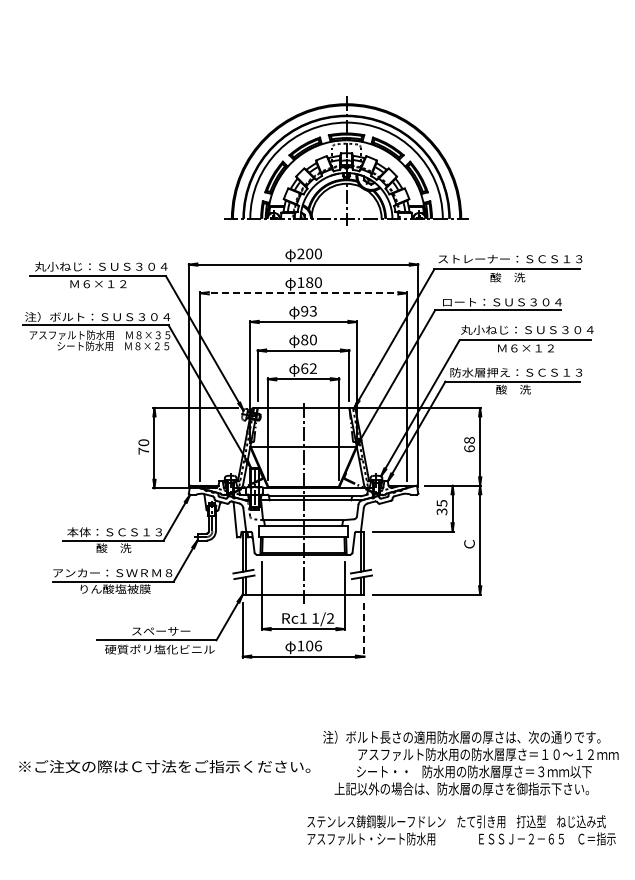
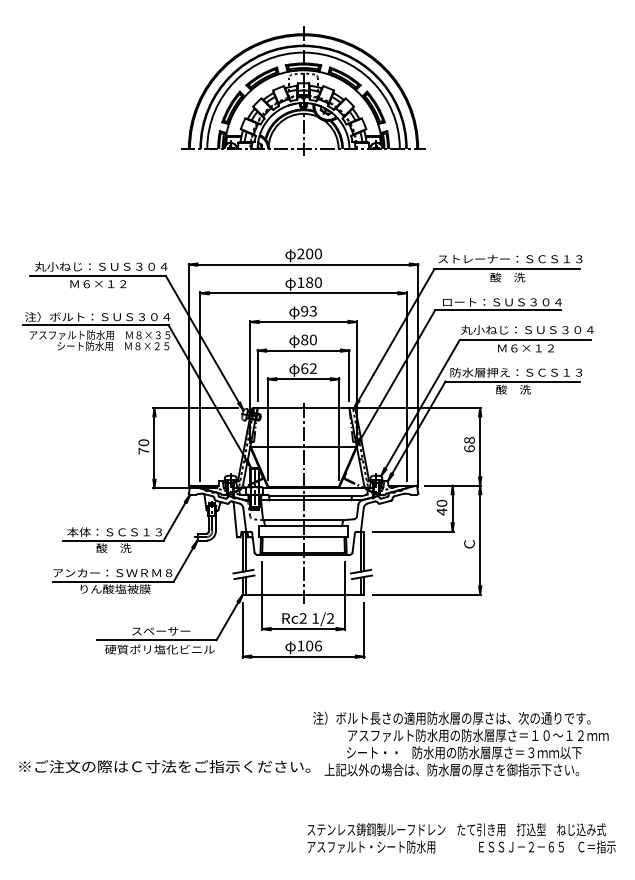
part position: (346, 160) -> (303, 90) (303, 90)
line: dashed -> solid (304, 293)
text: 35 -> 40 (441, 507)
text: Rc1 -> Rc2 (302, 618)
line: dashed -> solid (364, 631)
text position: (470, 762) -> (460, 743) (460, 743)
text position: (461, 830) -> (461, 838) (461, 838)
